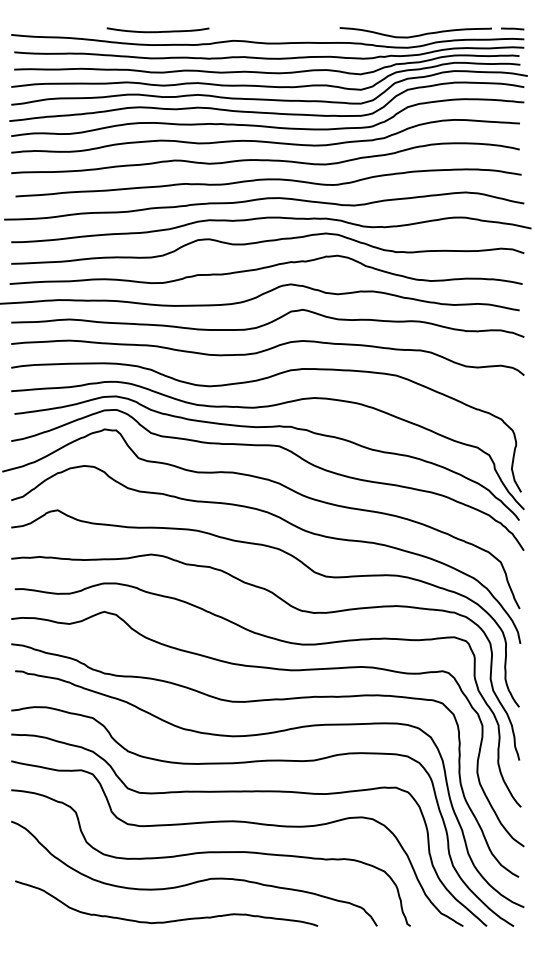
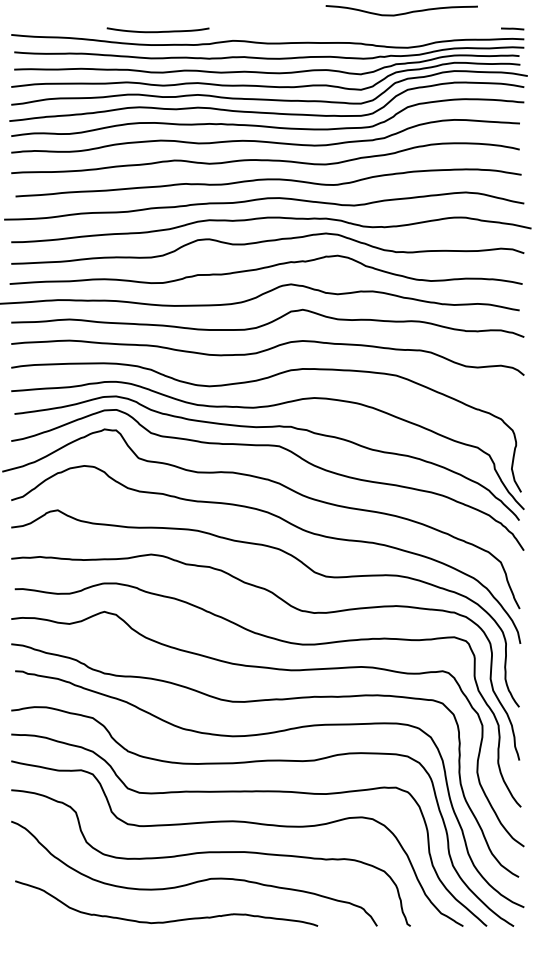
curve position: (415, 35) -> (401, 13) (401, 13)
